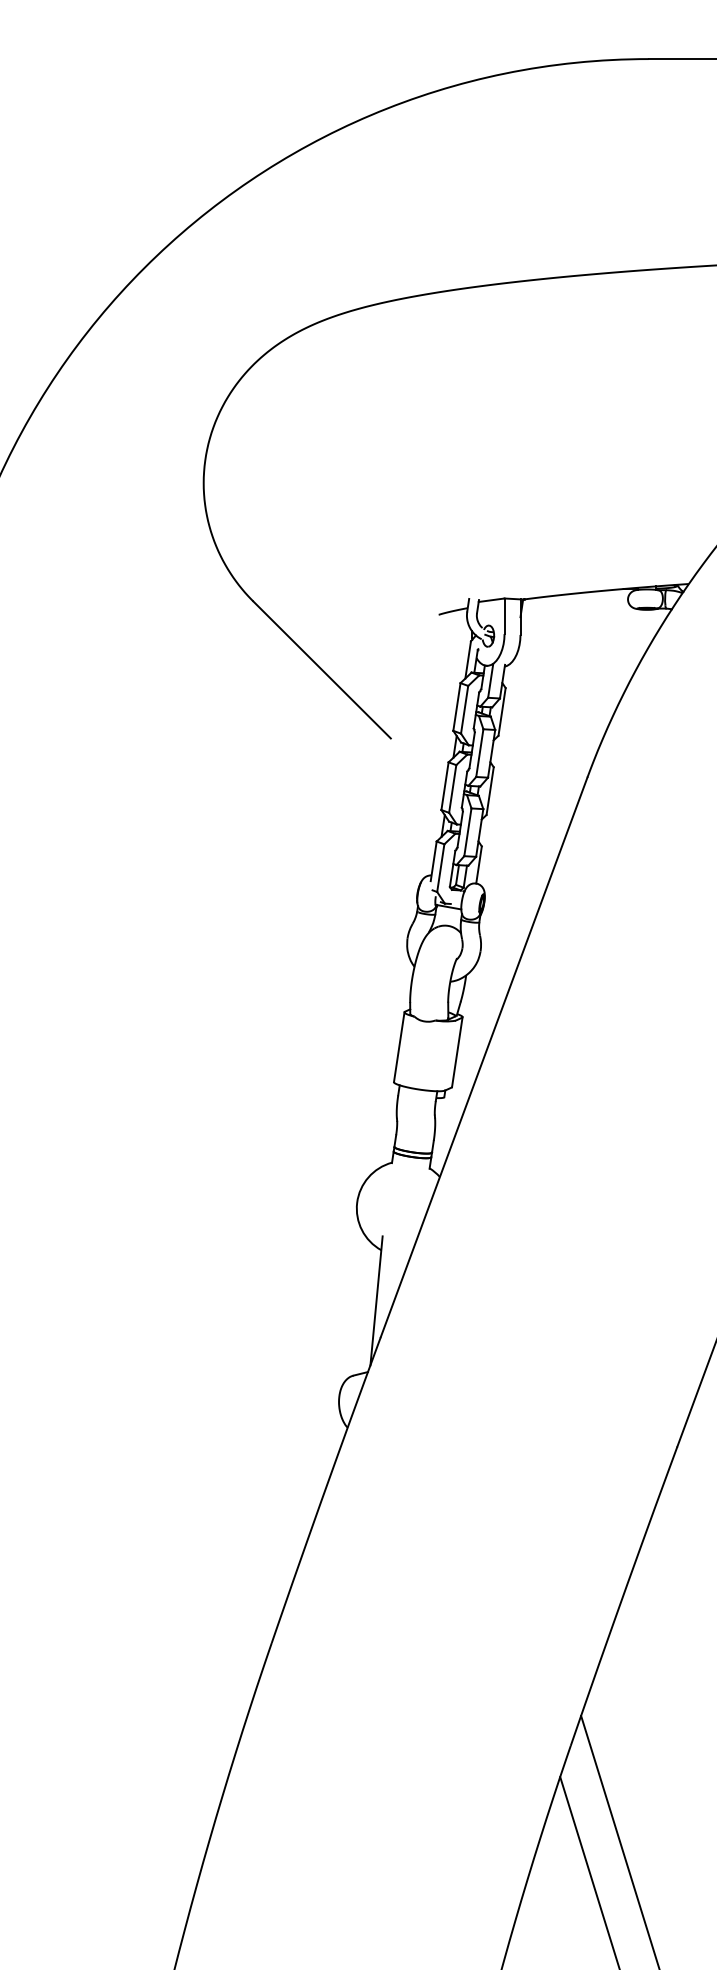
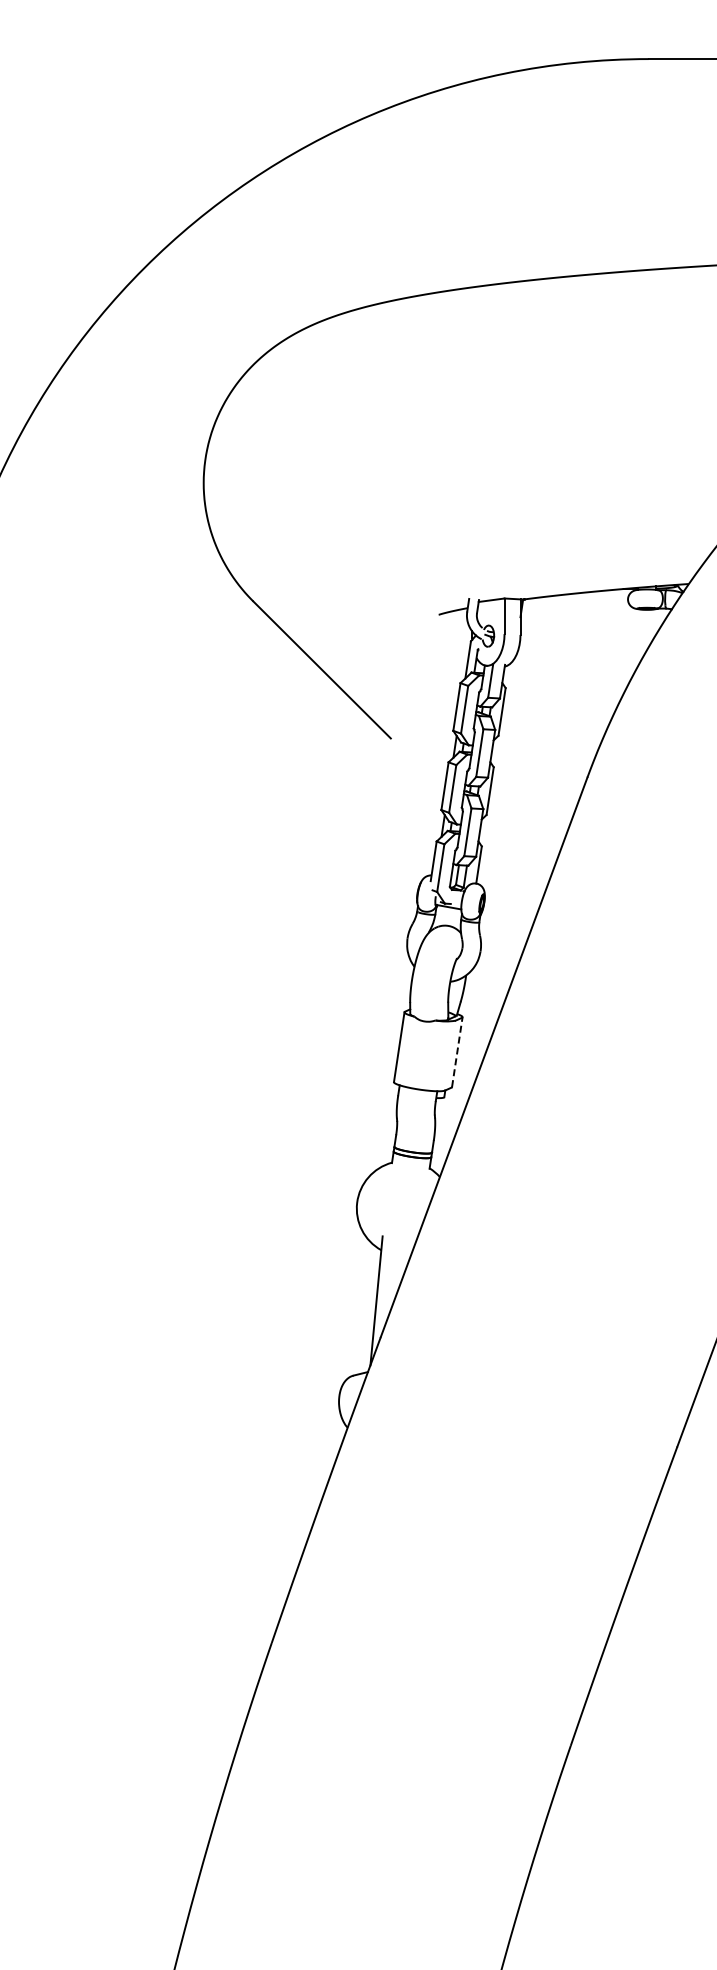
line: solid -> dashed (457, 1051)
line: present -> none (619, 1840)
line: present -> none (589, 1871)
